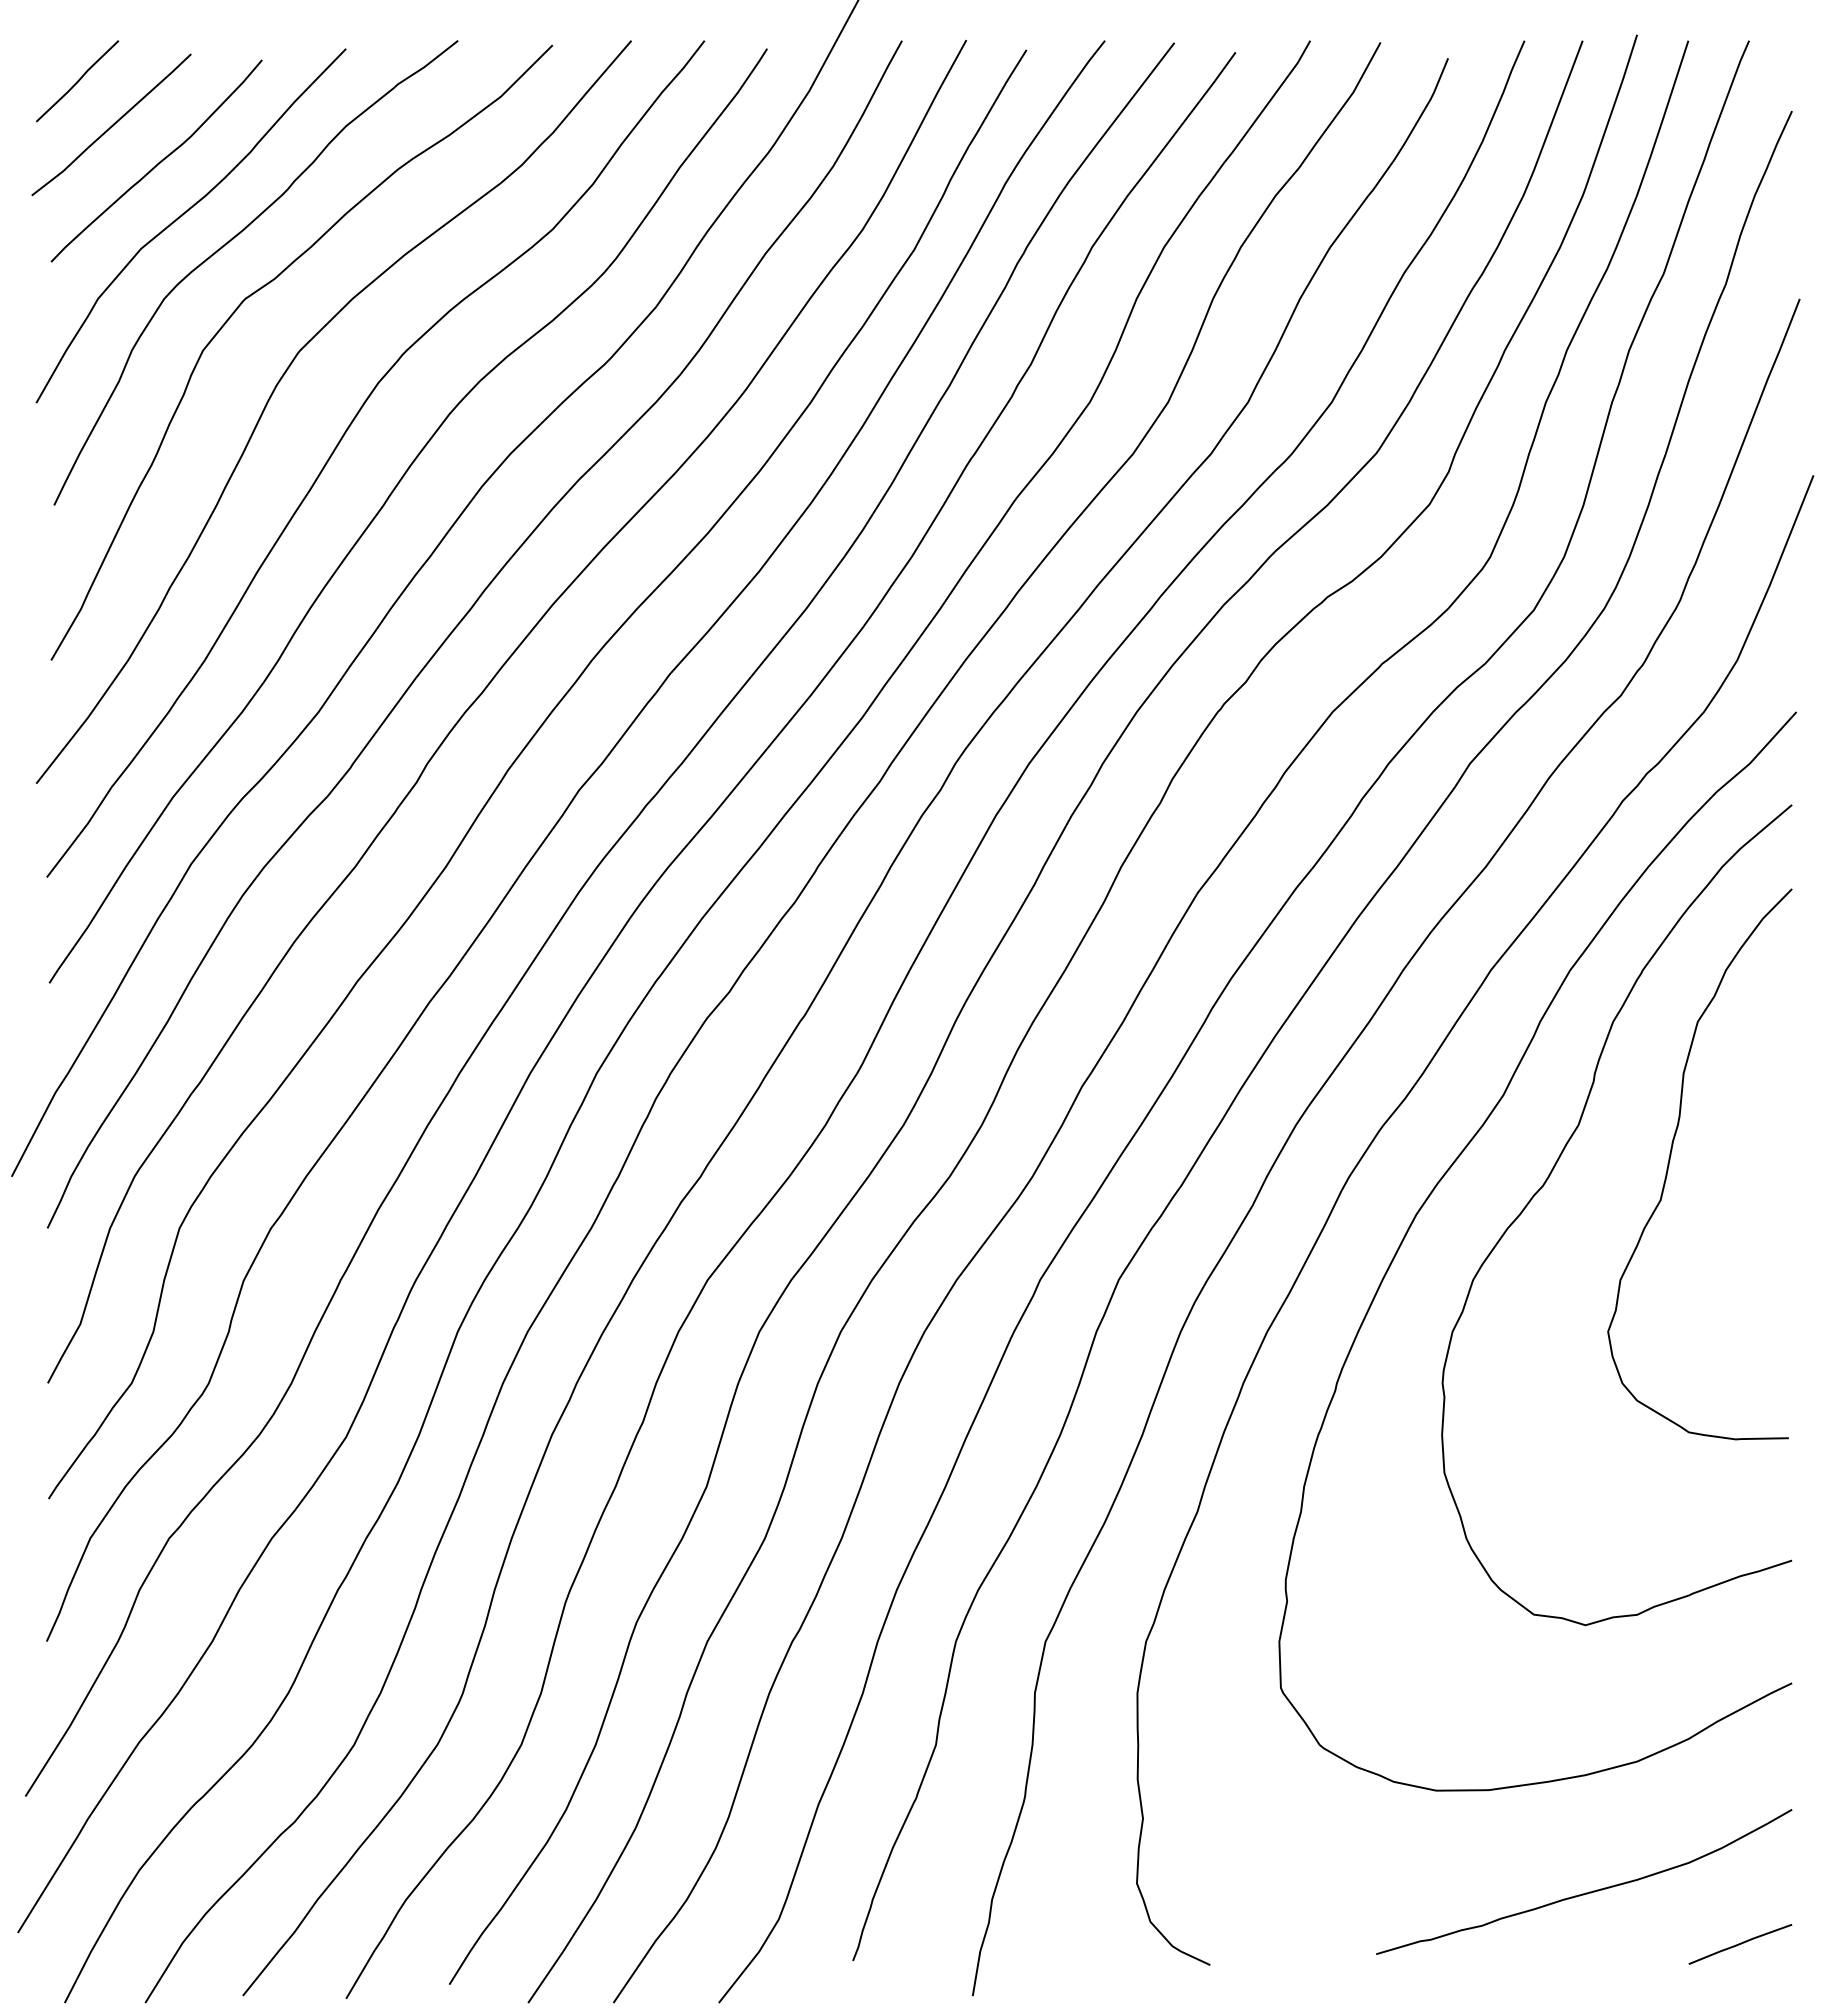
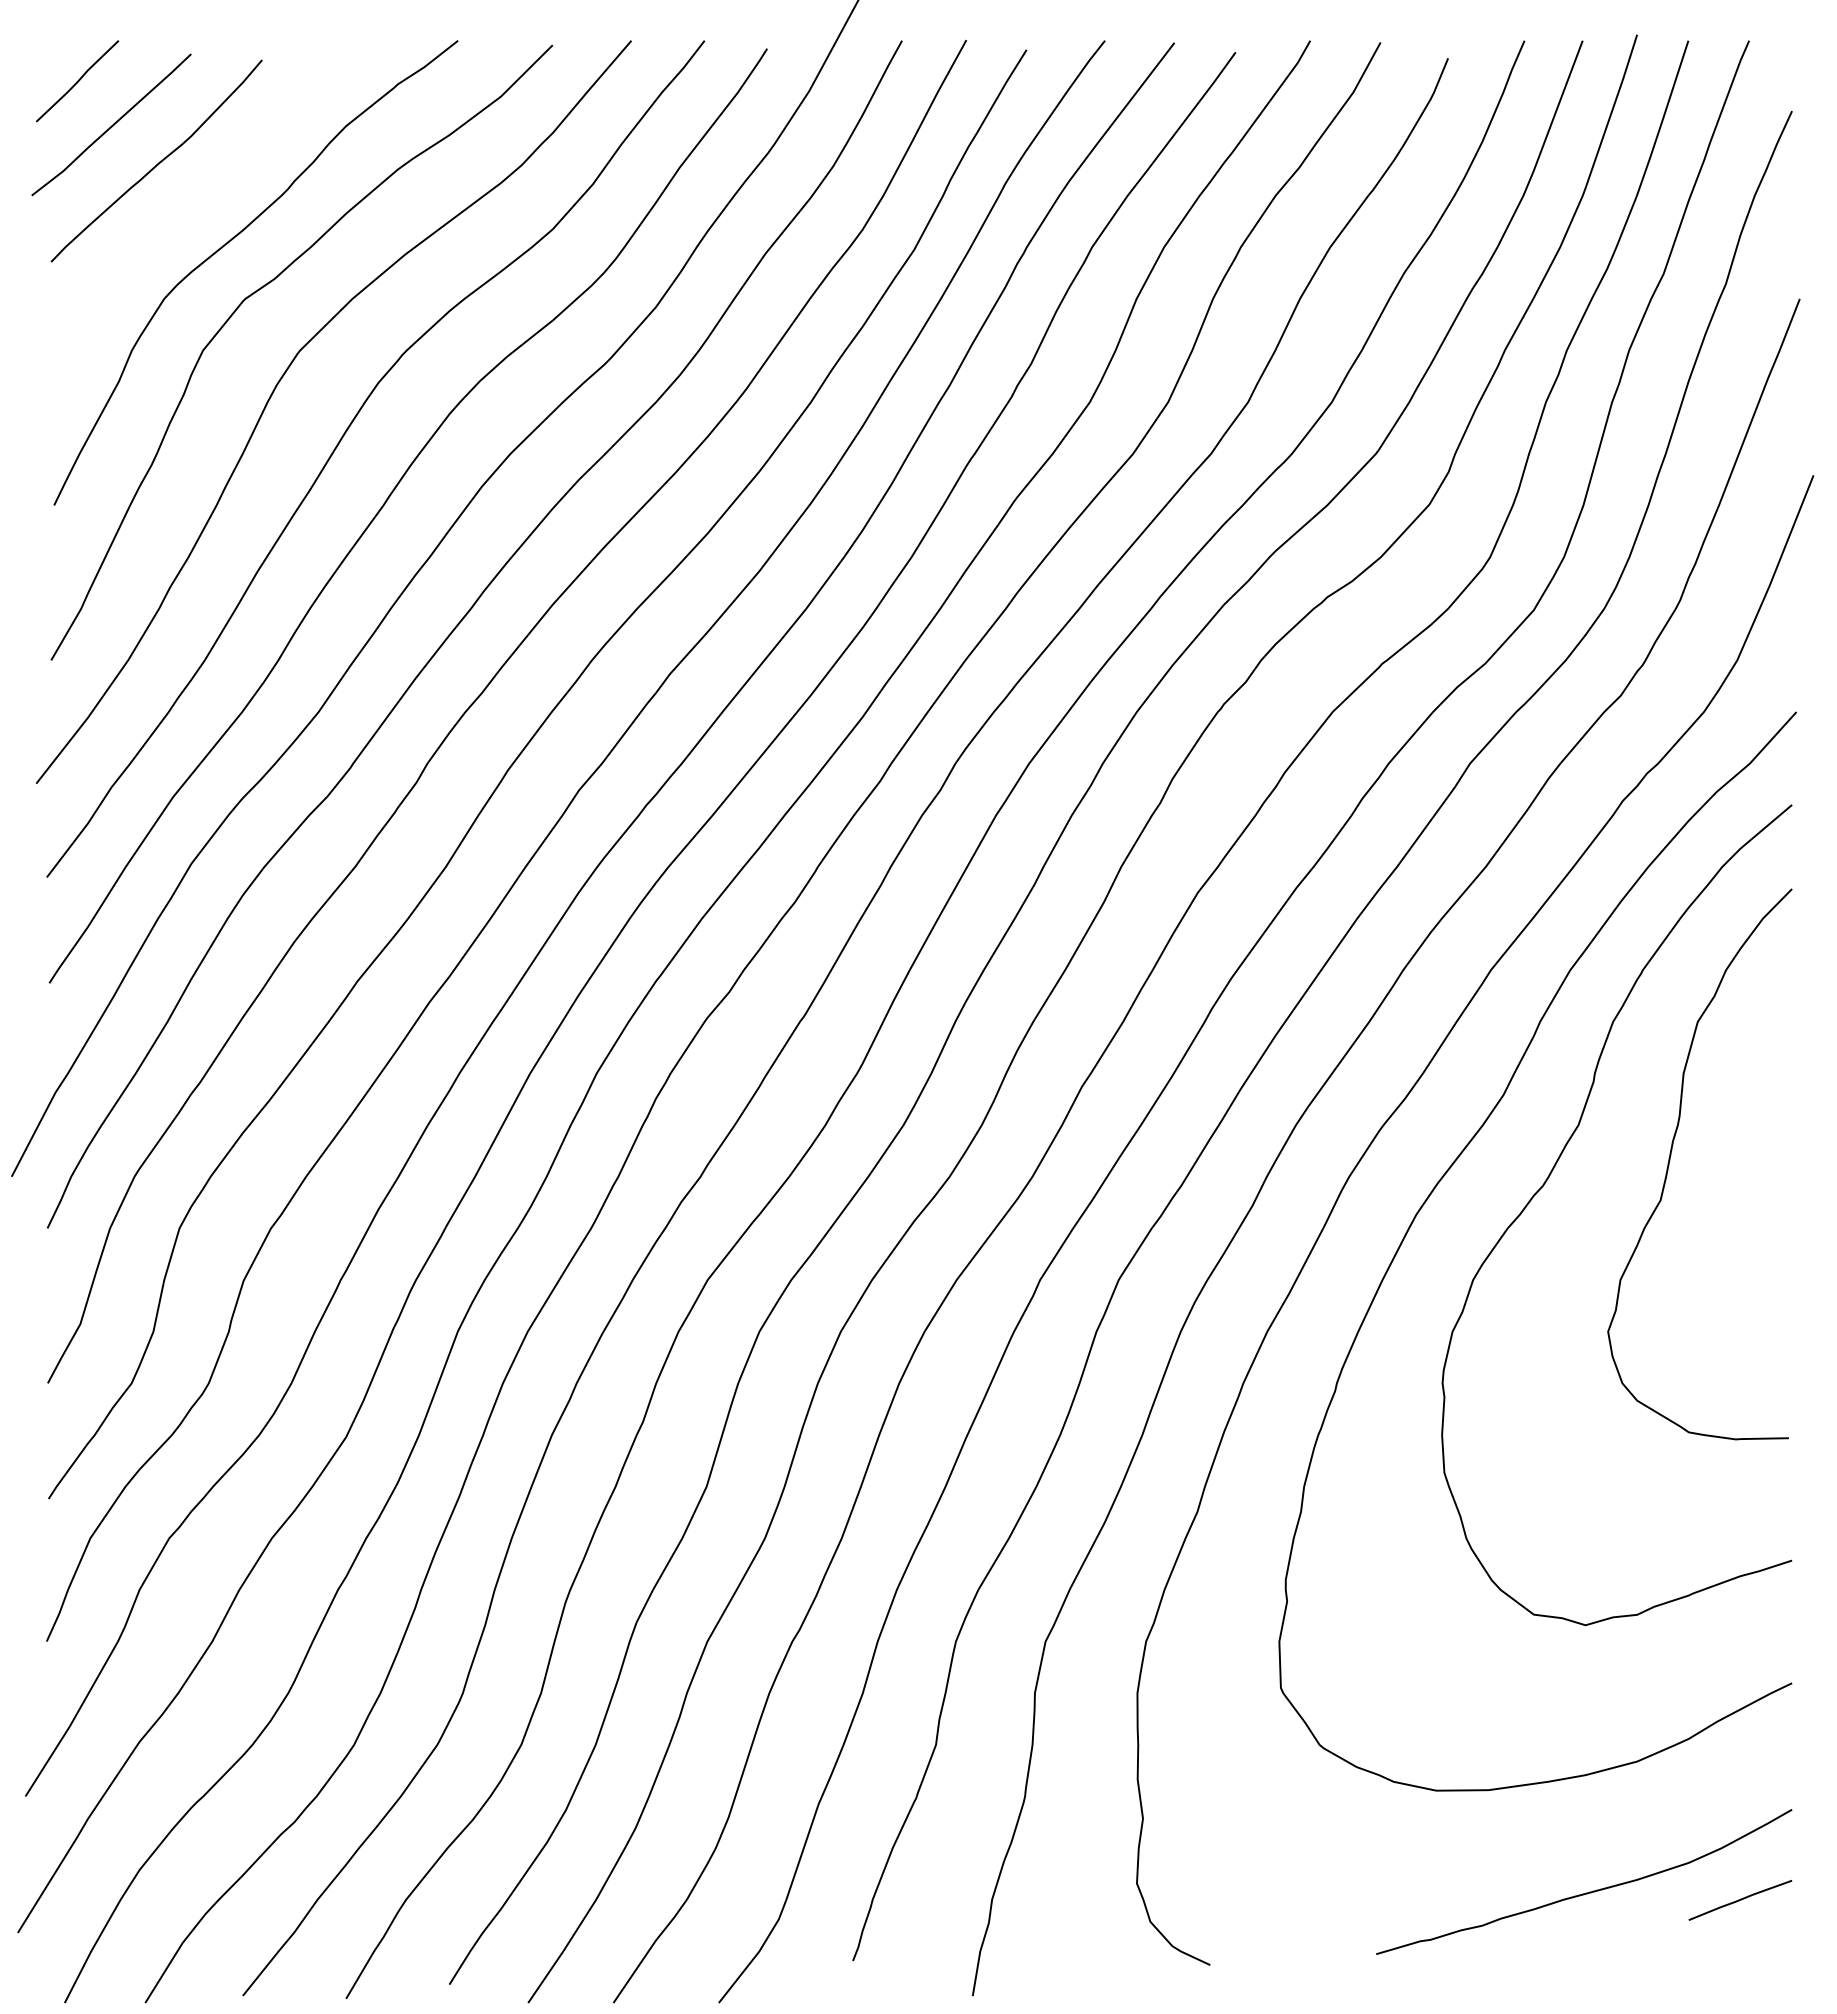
curve: present -> none (182, 216)
line position: (1740, 1944) -> (1740, 1900) (1740, 1900)
